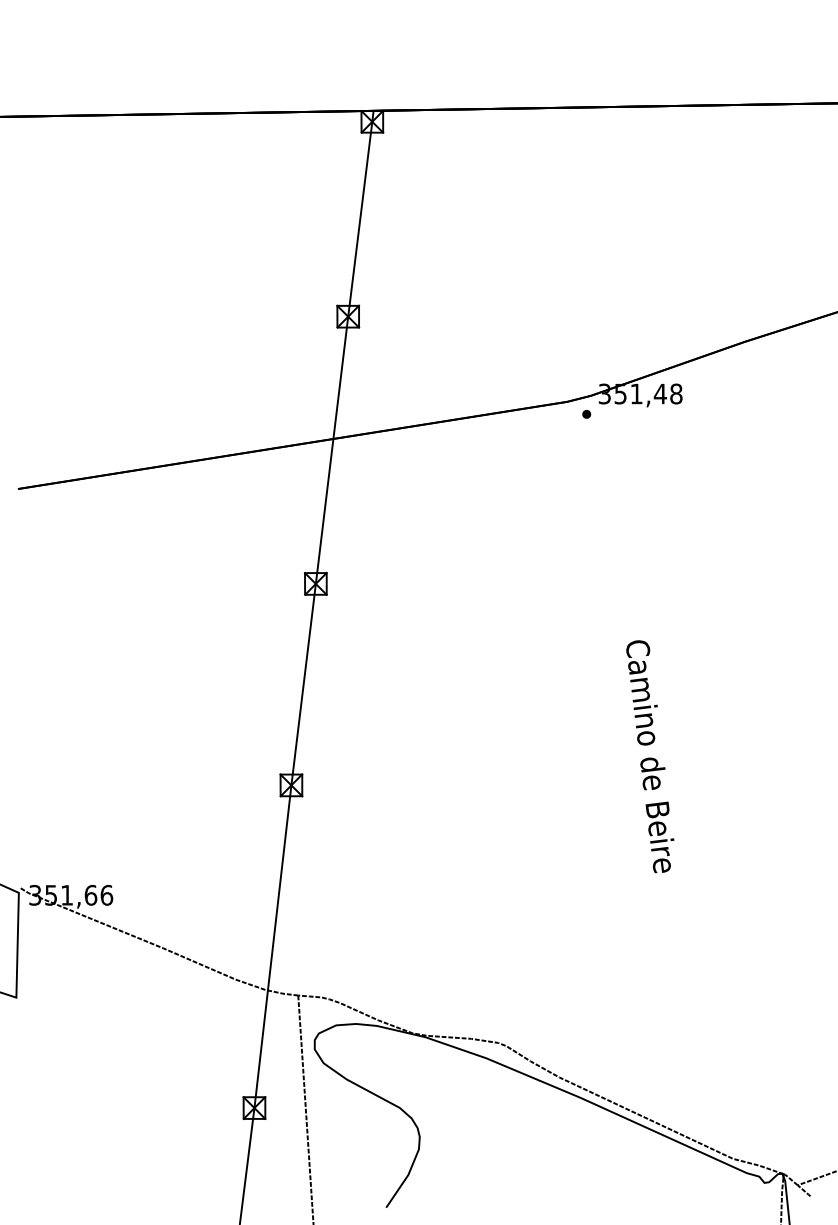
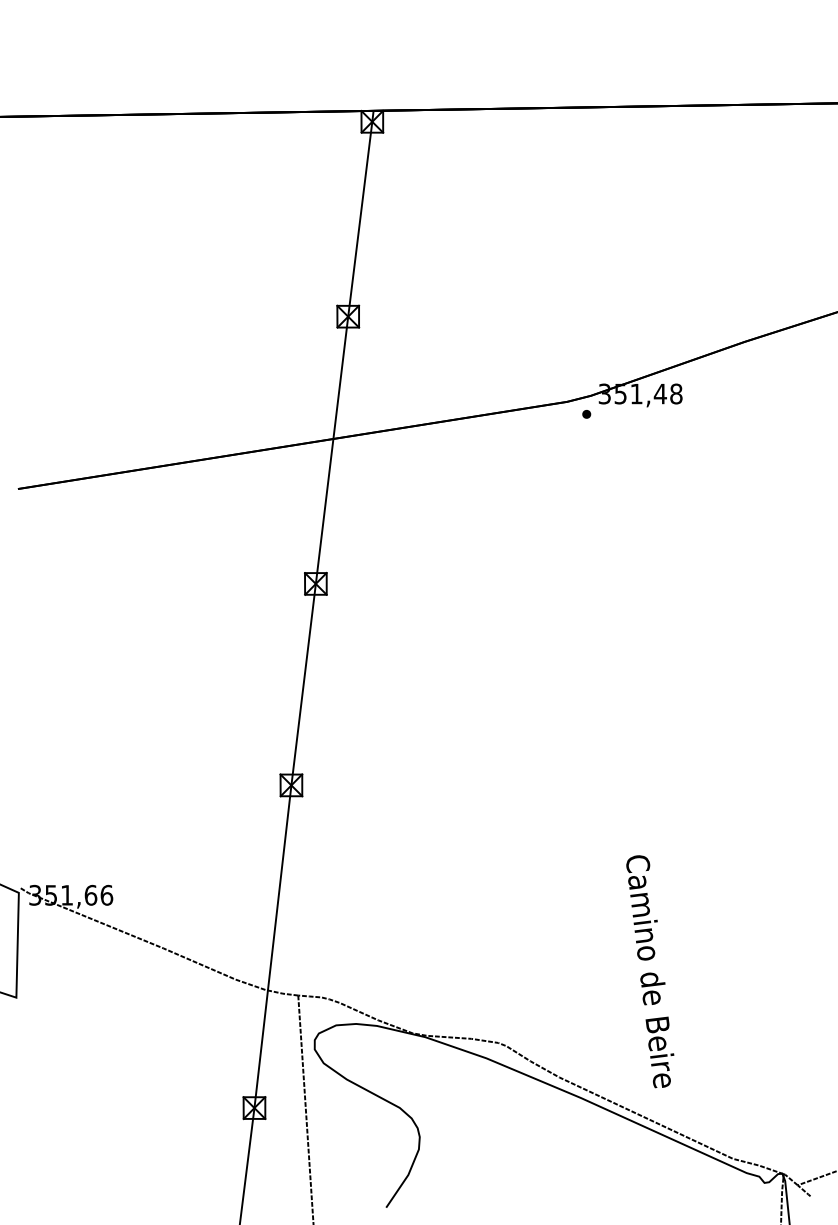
text position: (650, 756) -> (650, 971) (650, 971)
